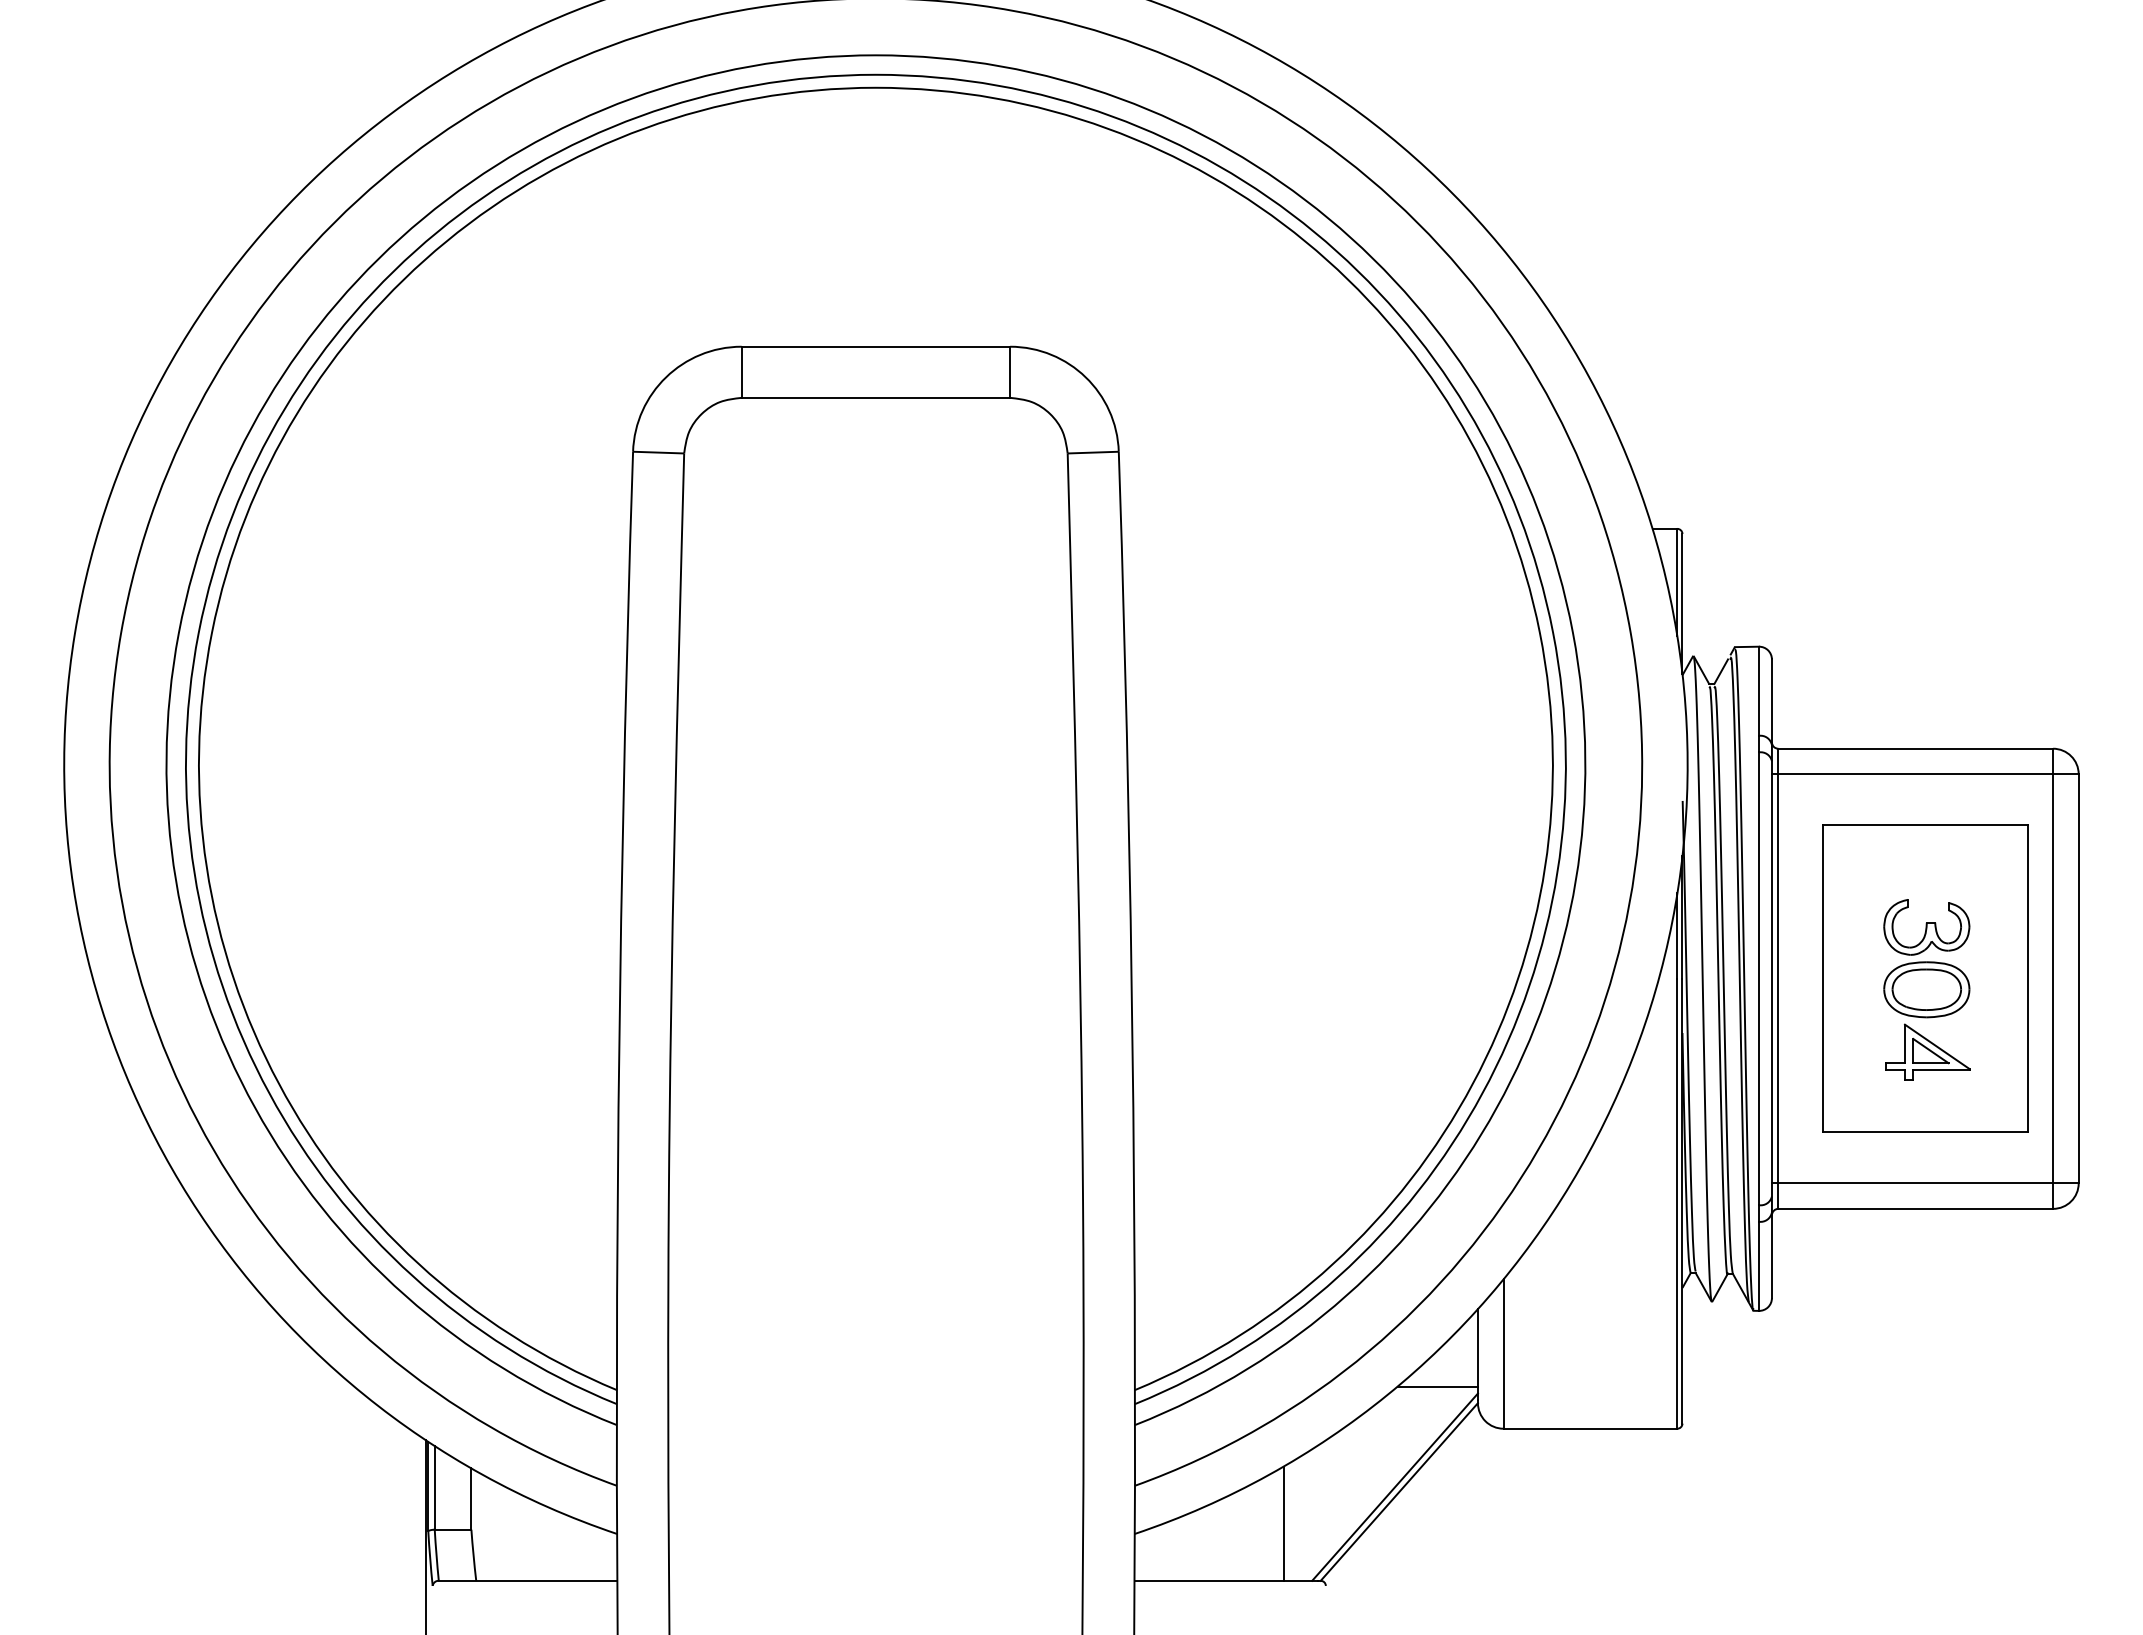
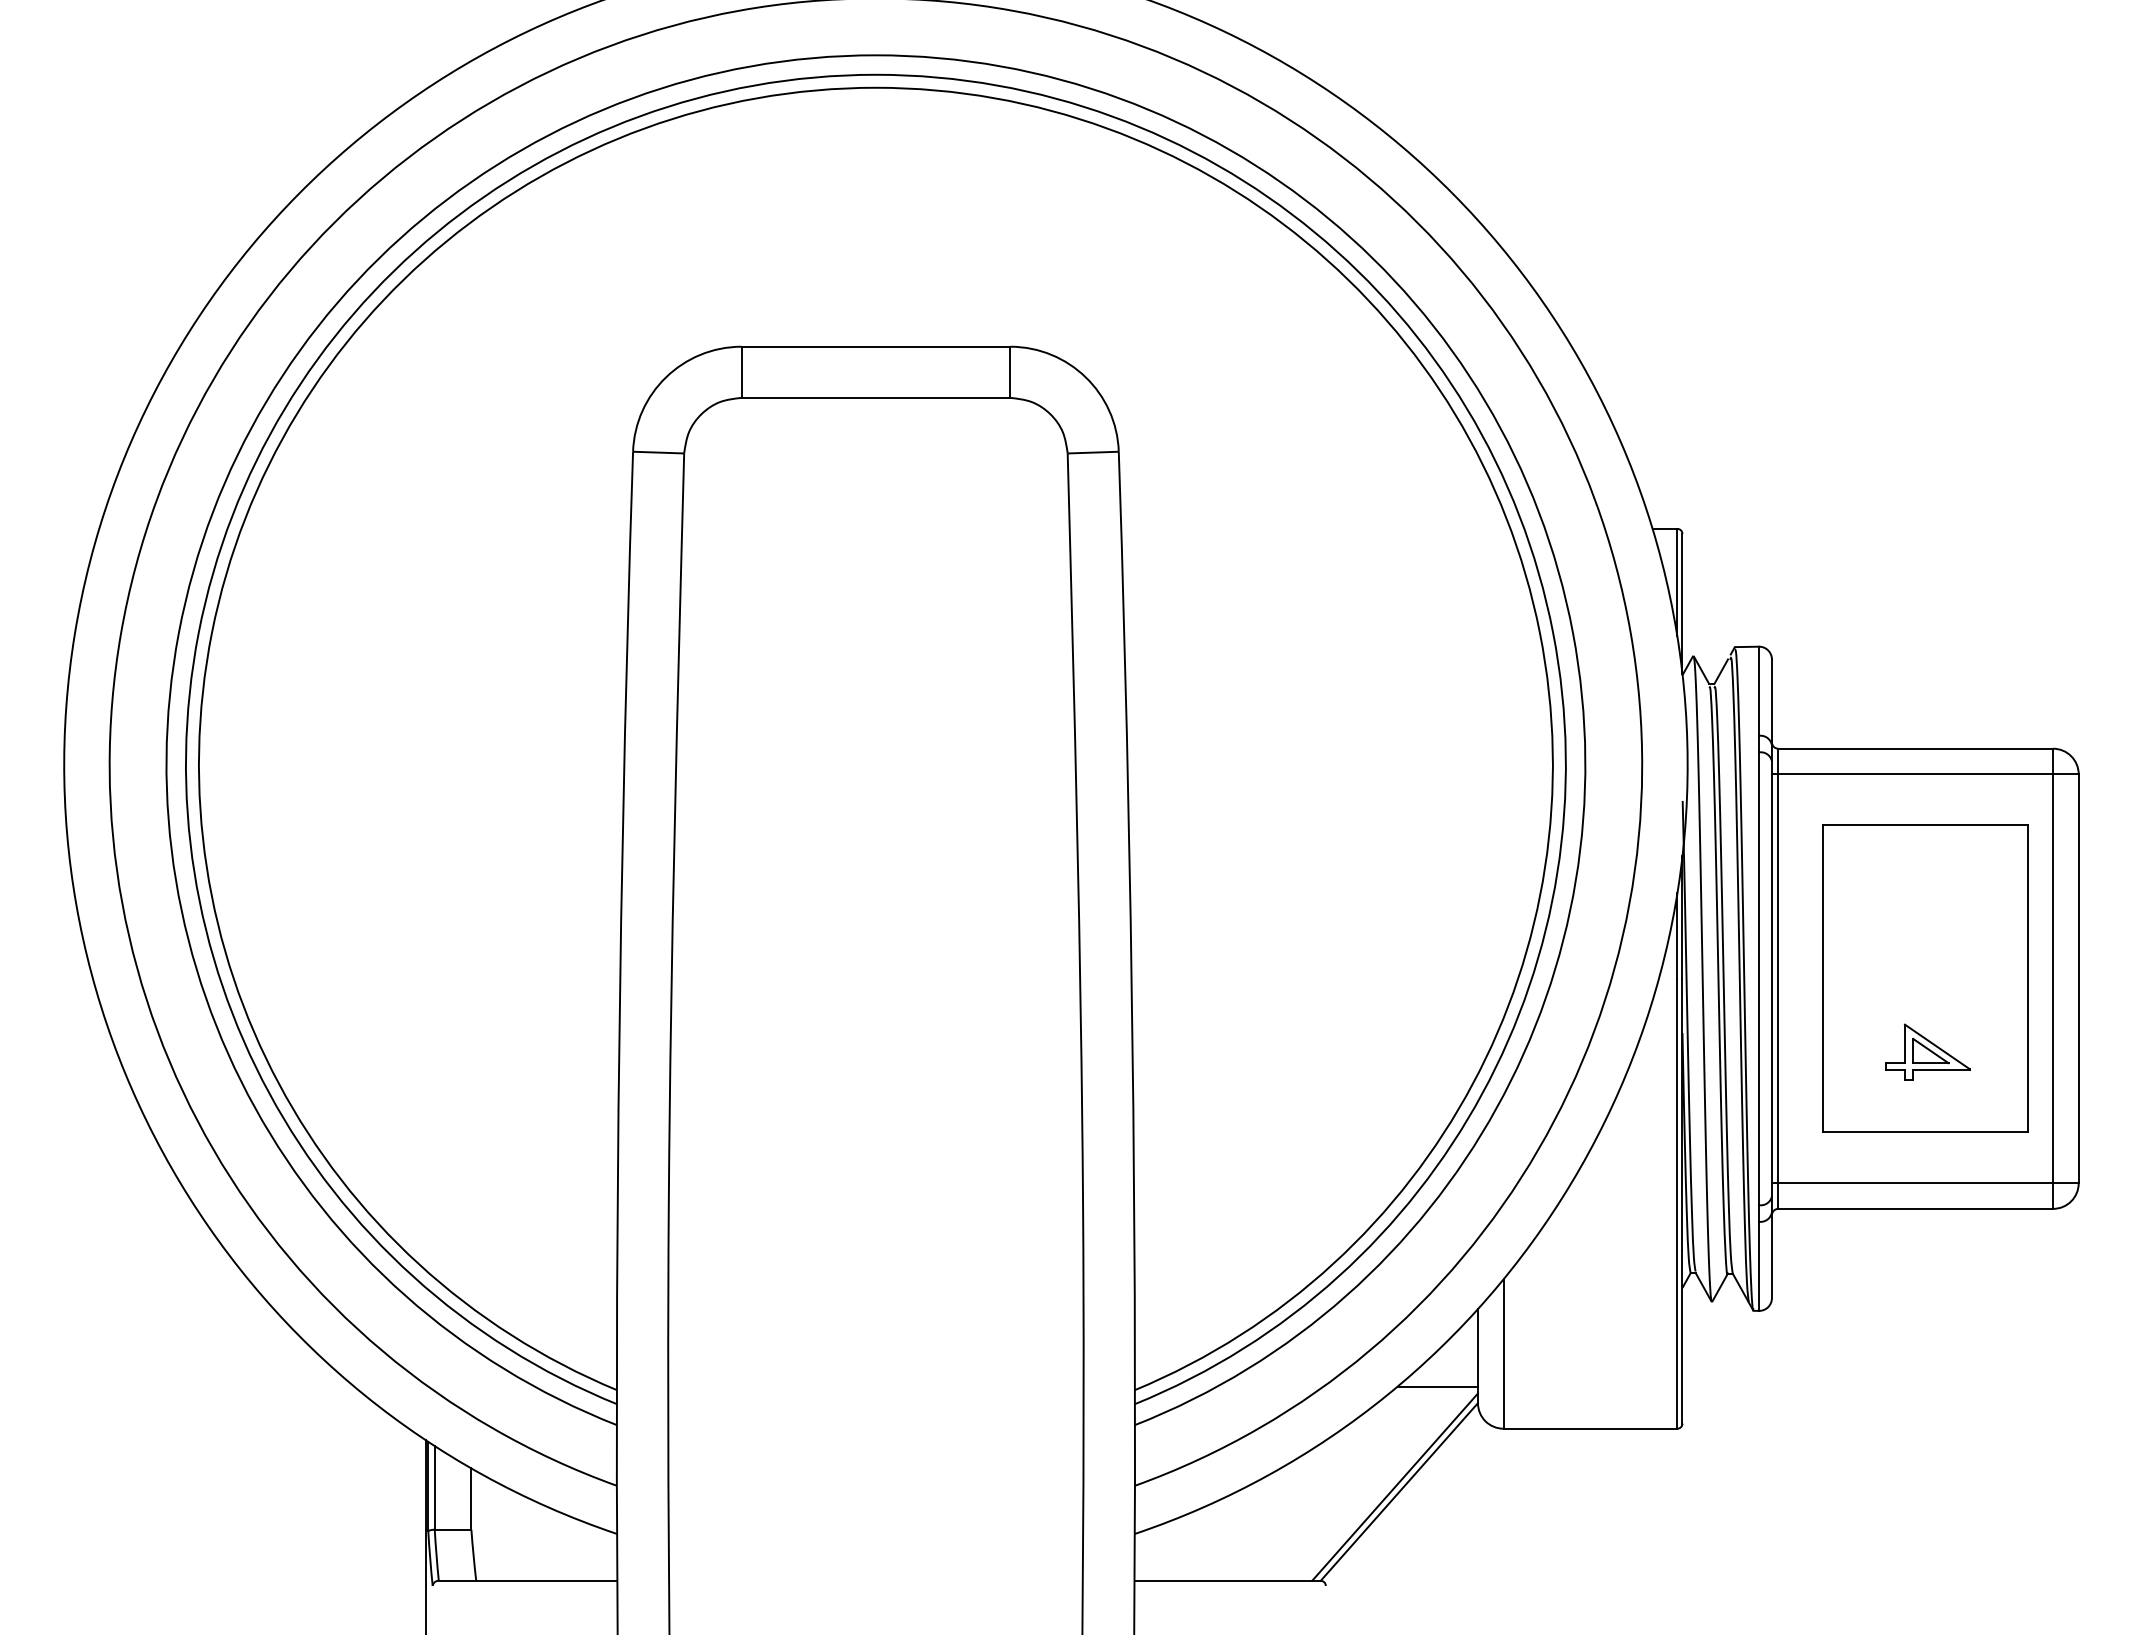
part: present -> none (1926, 958)
line: present -> none (1283, 1523)
